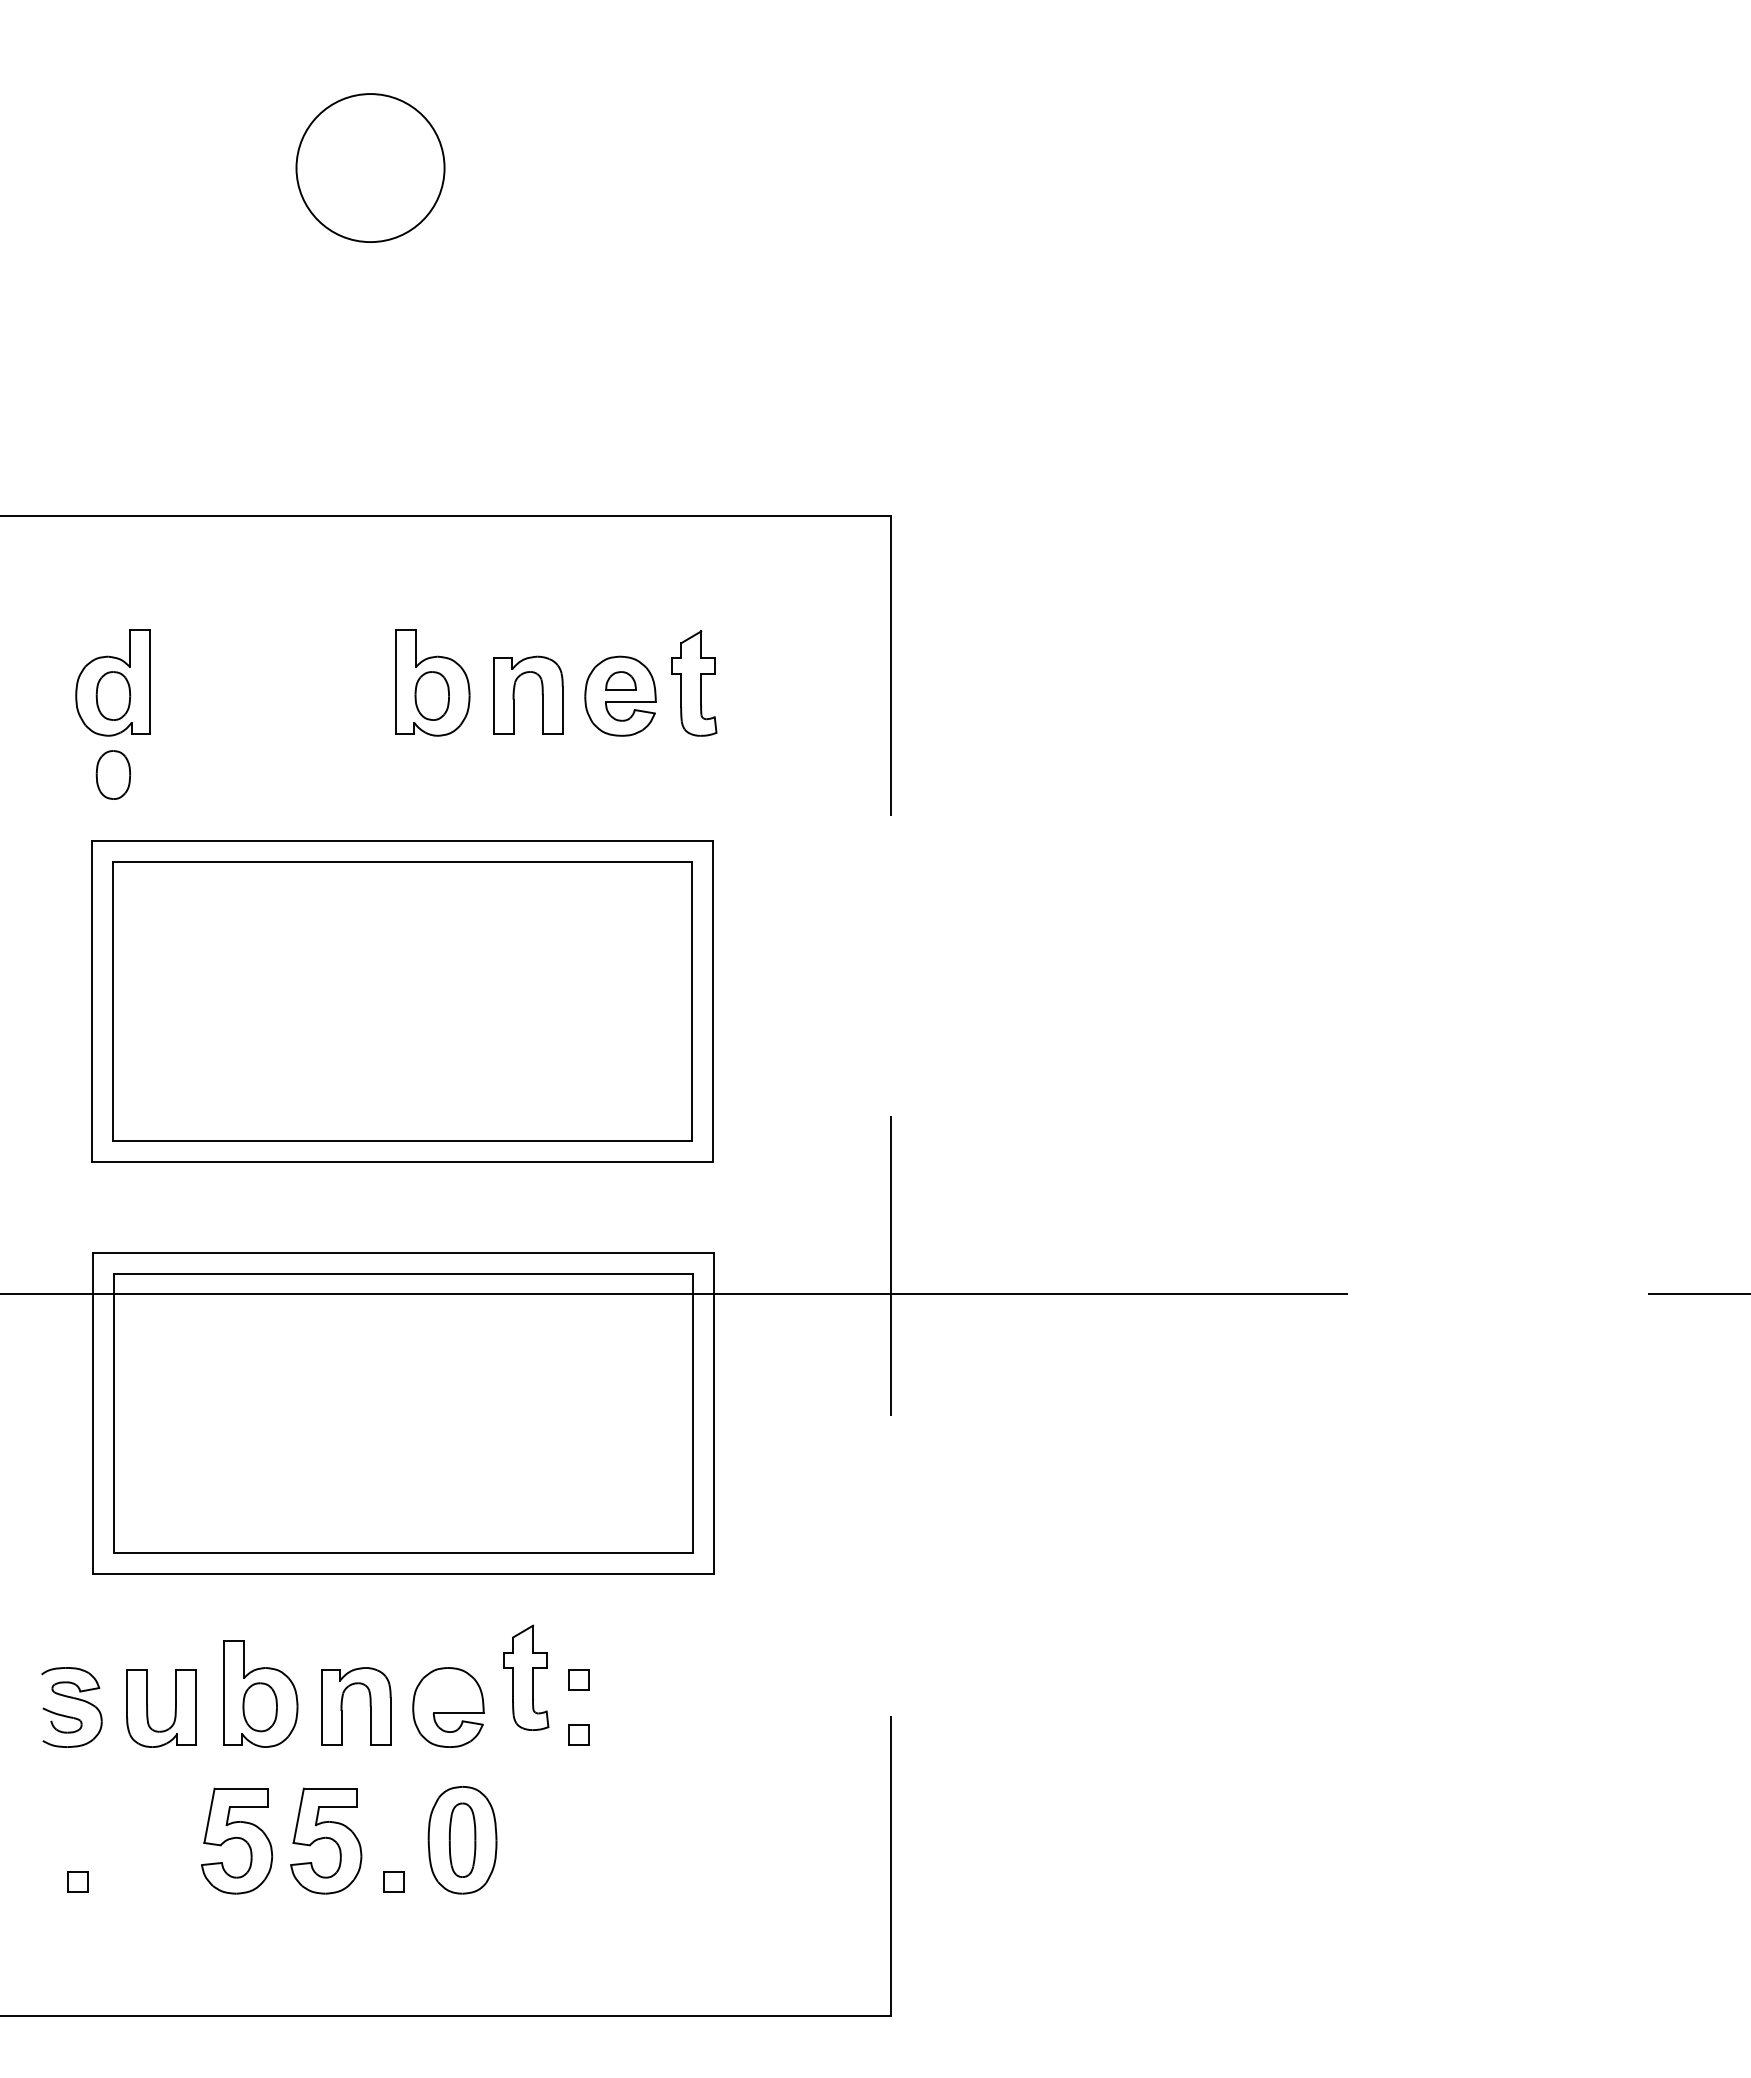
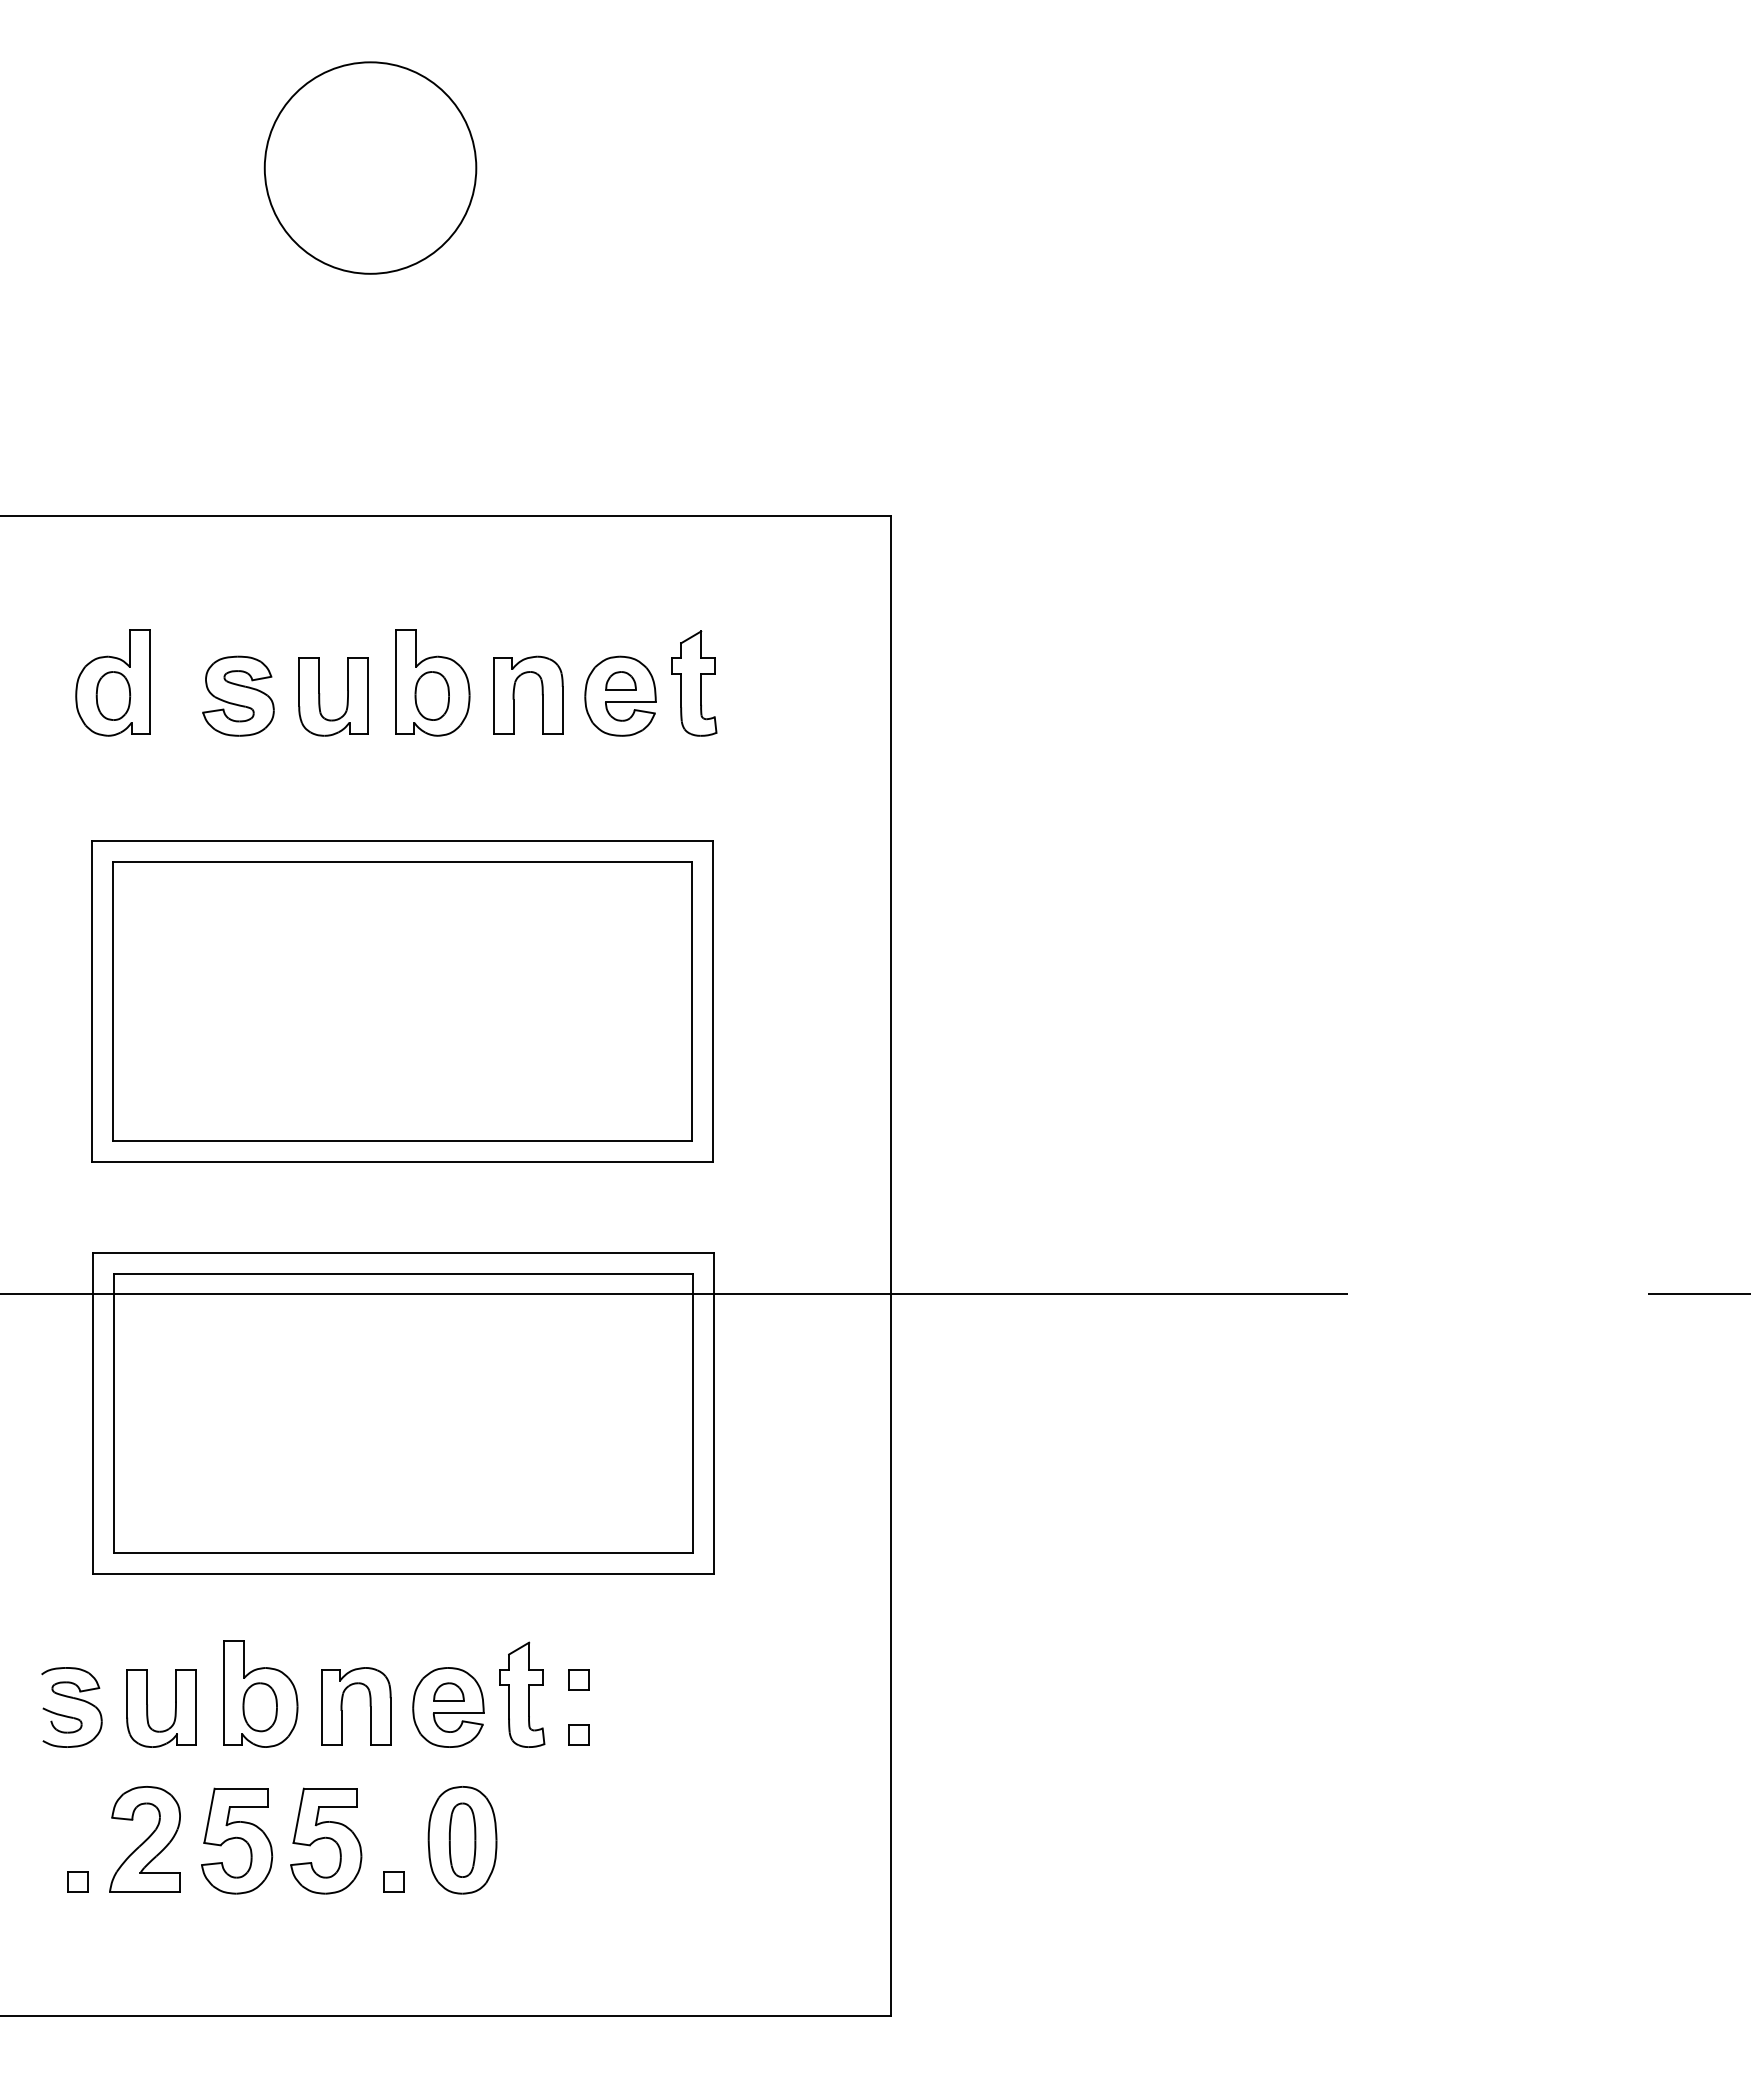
circle diameter: 148 px -> 212 px (370, 167)
part: none -> present (238, 695)
part: none -> present (320, 696)
part: present -> none (113, 774)
line: dashed -> solid (890, 1265)
part position: (526, 1677) -> (522, 1694) (522, 1694)
part: none -> present (448, 1691)
part: none -> present (144, 1839)
